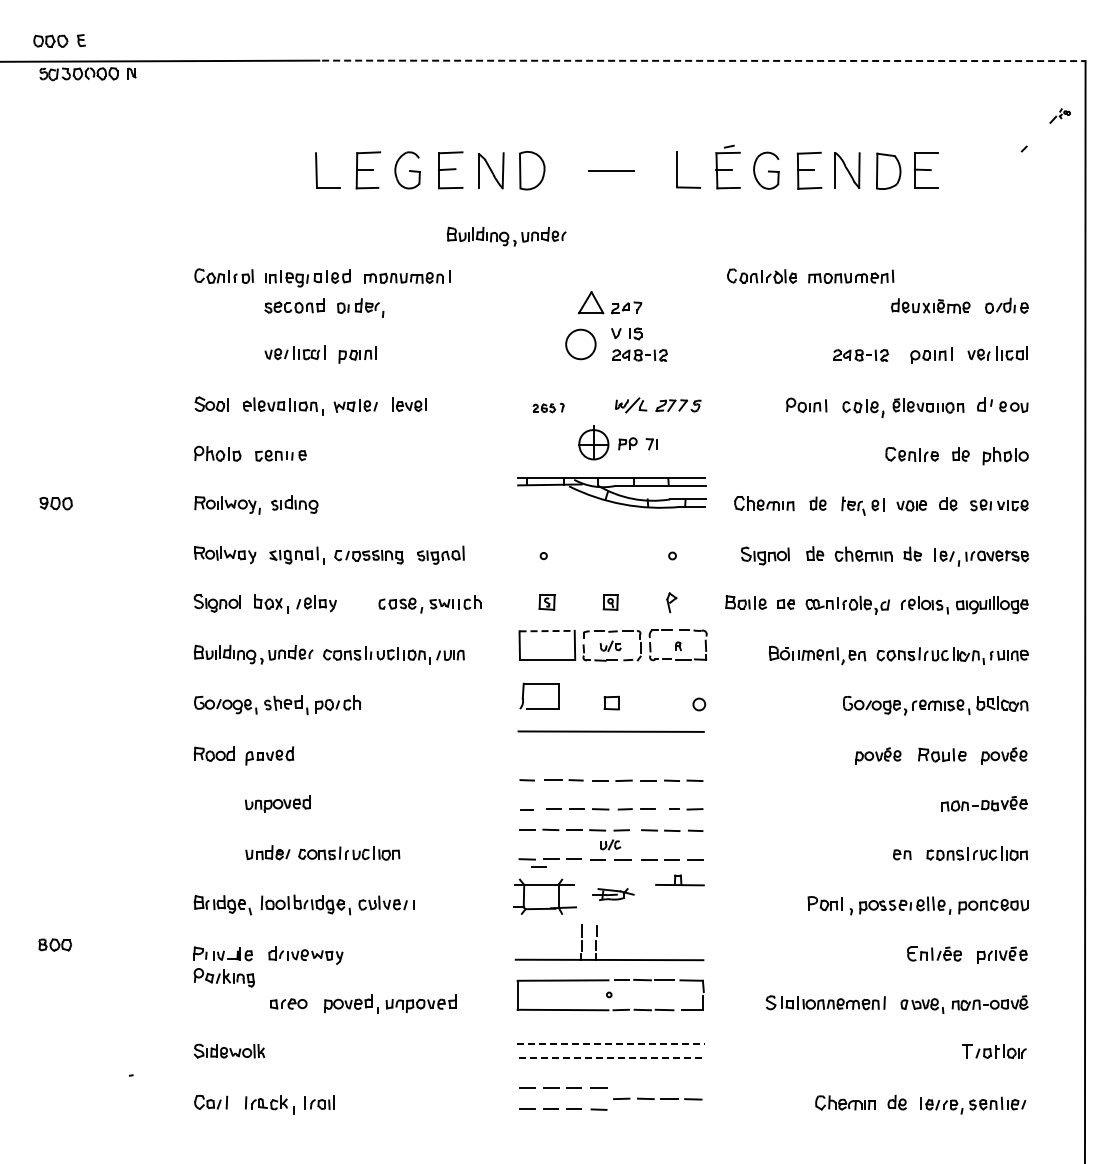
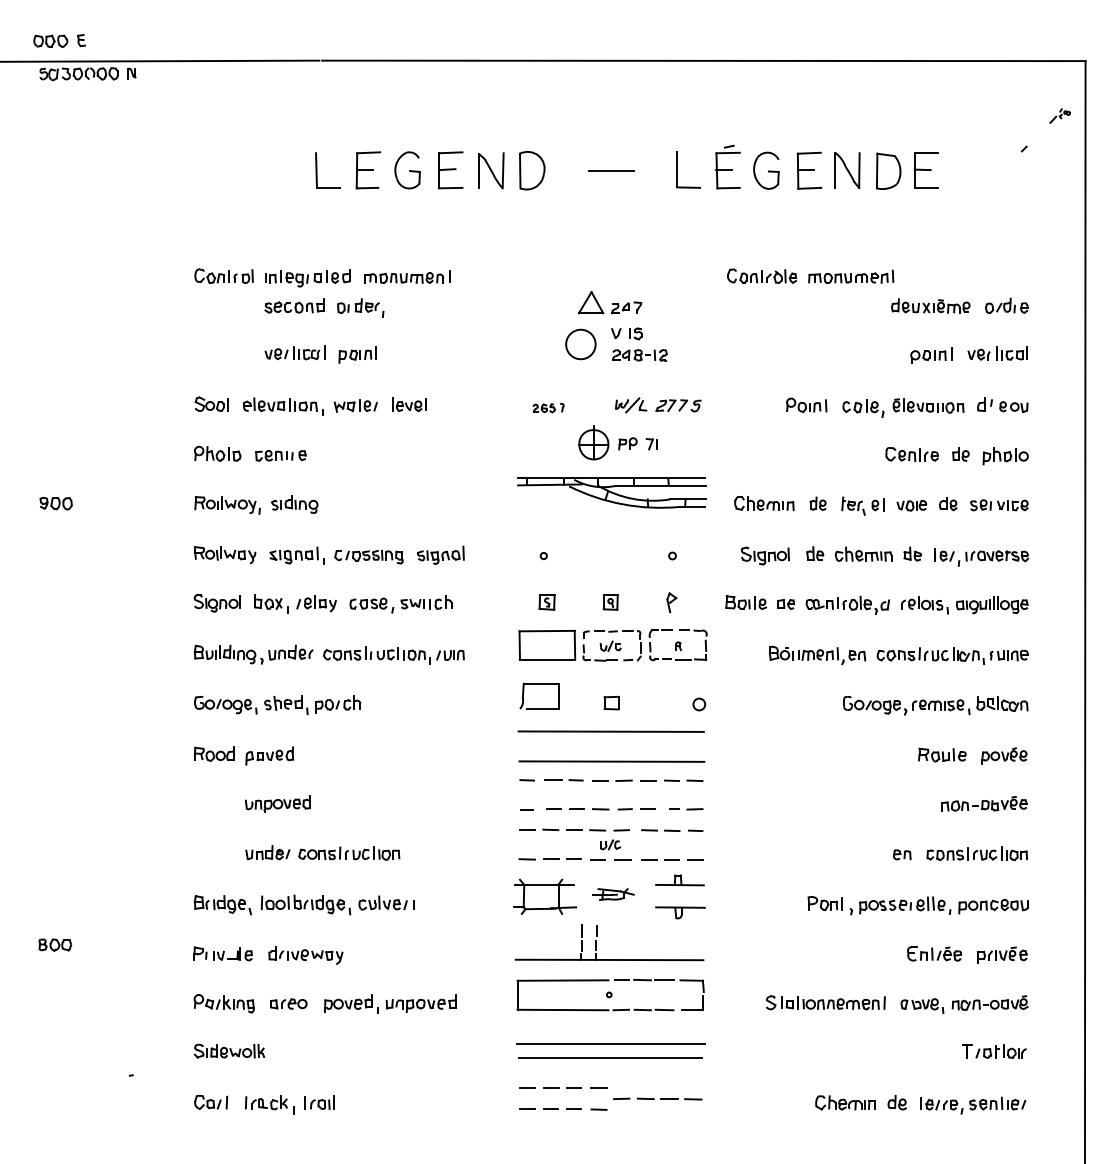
line: dashed -> solid (703, 60)
part: present -> none (506, 236)
part: present -> none (860, 355)
part position: (429, 604) -> (400, 604) (400, 604)
line: dashed -> solid (547, 631)
part: present -> none (878, 755)
line: none -> present (611, 761)
line: present -> none (538, 866)
part: none -> present (680, 912)
part position: (223, 977) -> (223, 1003) (223, 1003)
line: dashed -> solid (611, 1043)
line: dashed -> solid (610, 1058)
